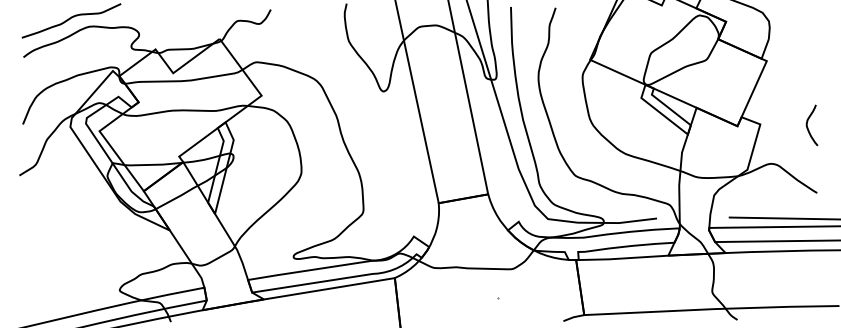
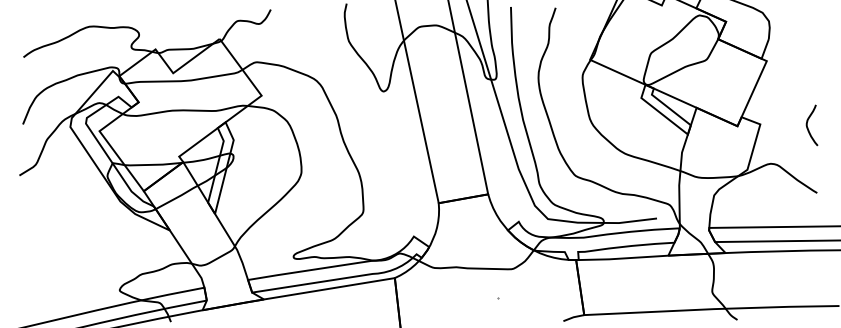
curve: present -> none (70, 19)
line: present -> none (783, 218)
